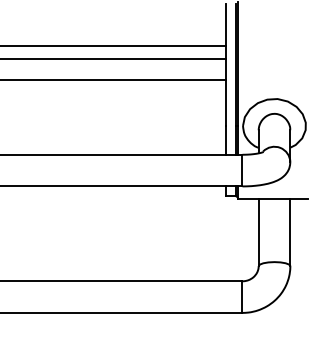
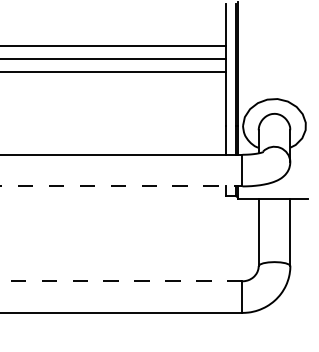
line position: (113, 79) -> (113, 71) (113, 71)
line: solid -> dashed (121, 186)
line: solid -> dashed (121, 281)
